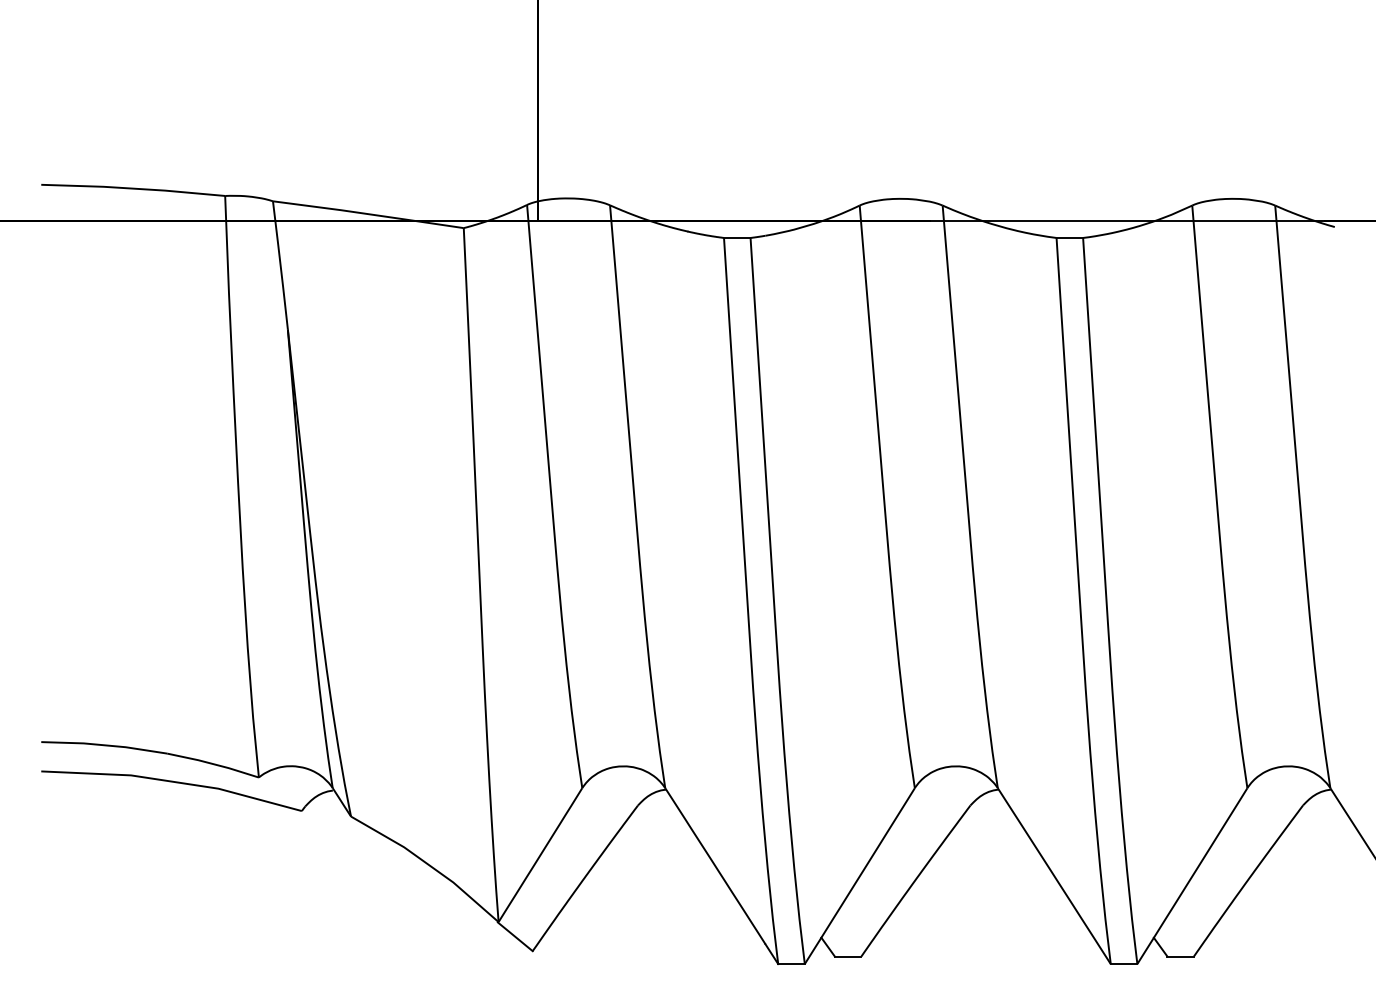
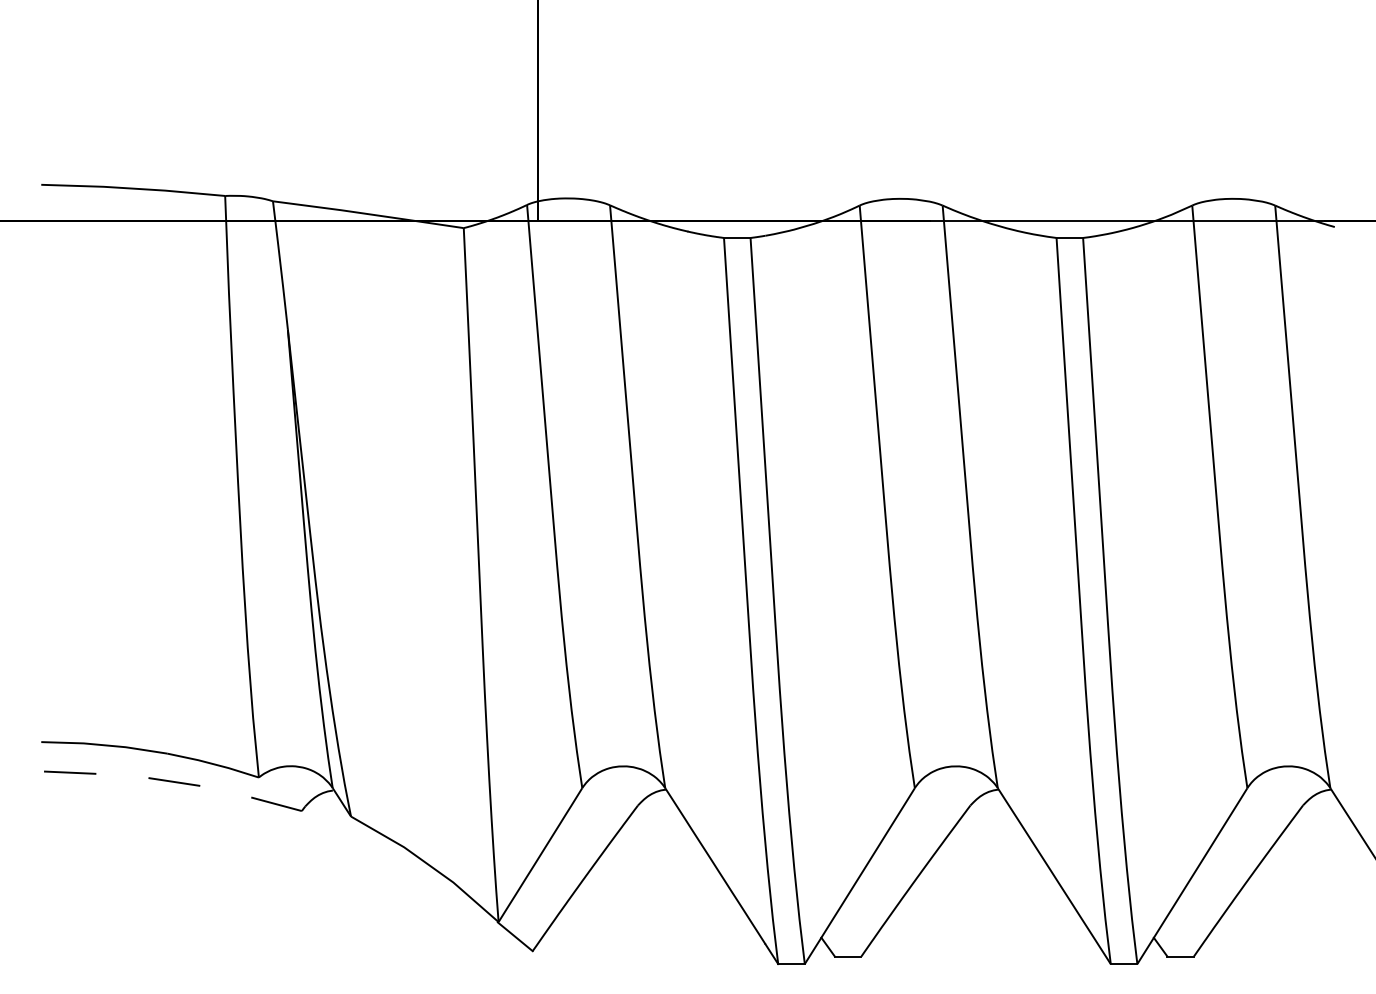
line: solid -> dashed (173, 781)
